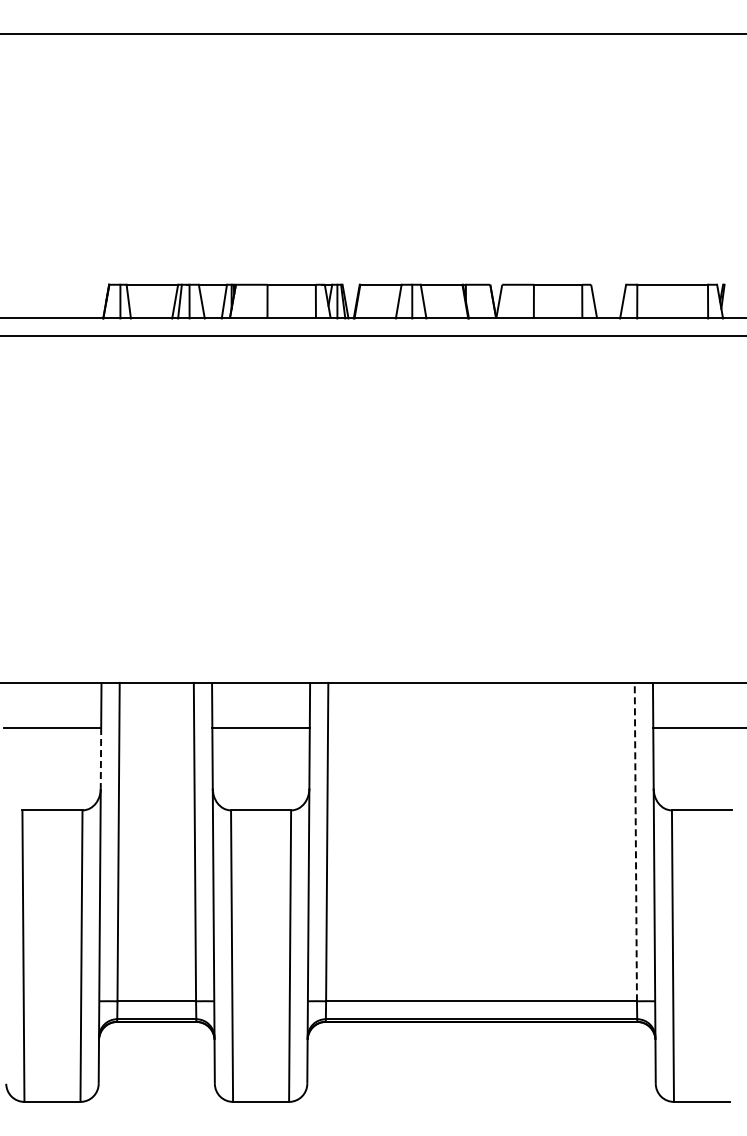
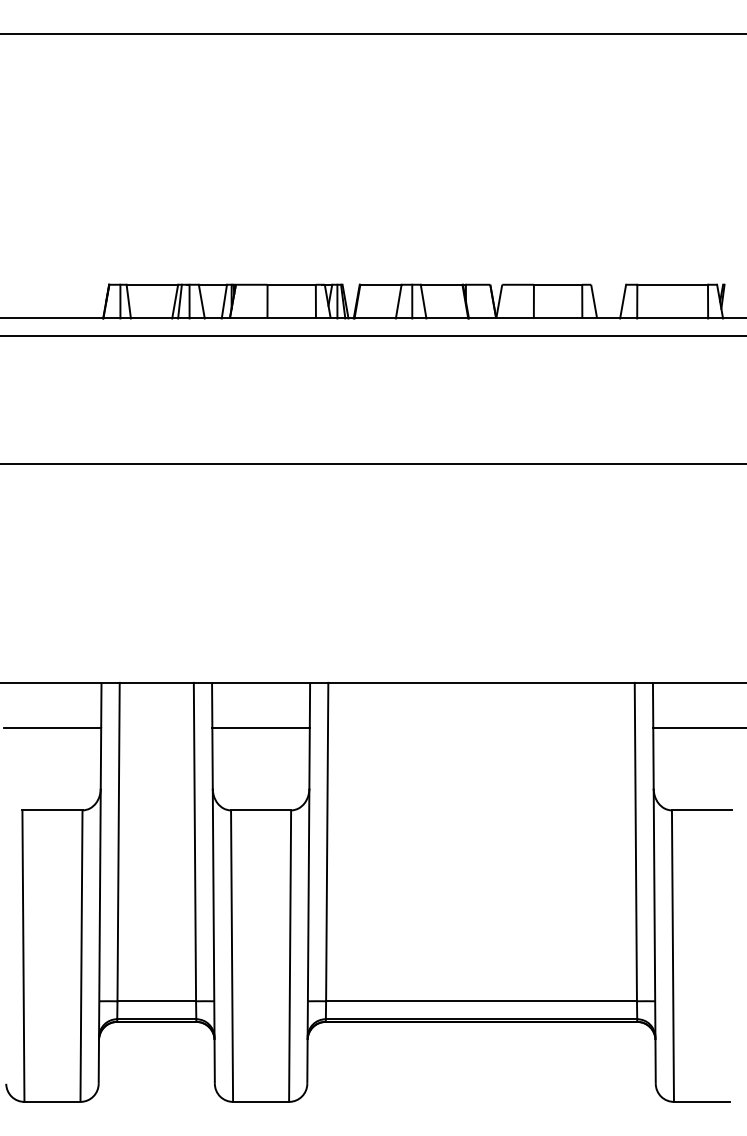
line: none -> present (372, 464)
line: dashed -> solid (100, 758)
line: dashed -> solid (635, 841)
